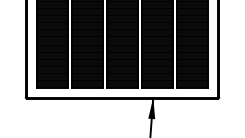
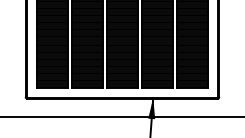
line: none -> present (121, 116)
